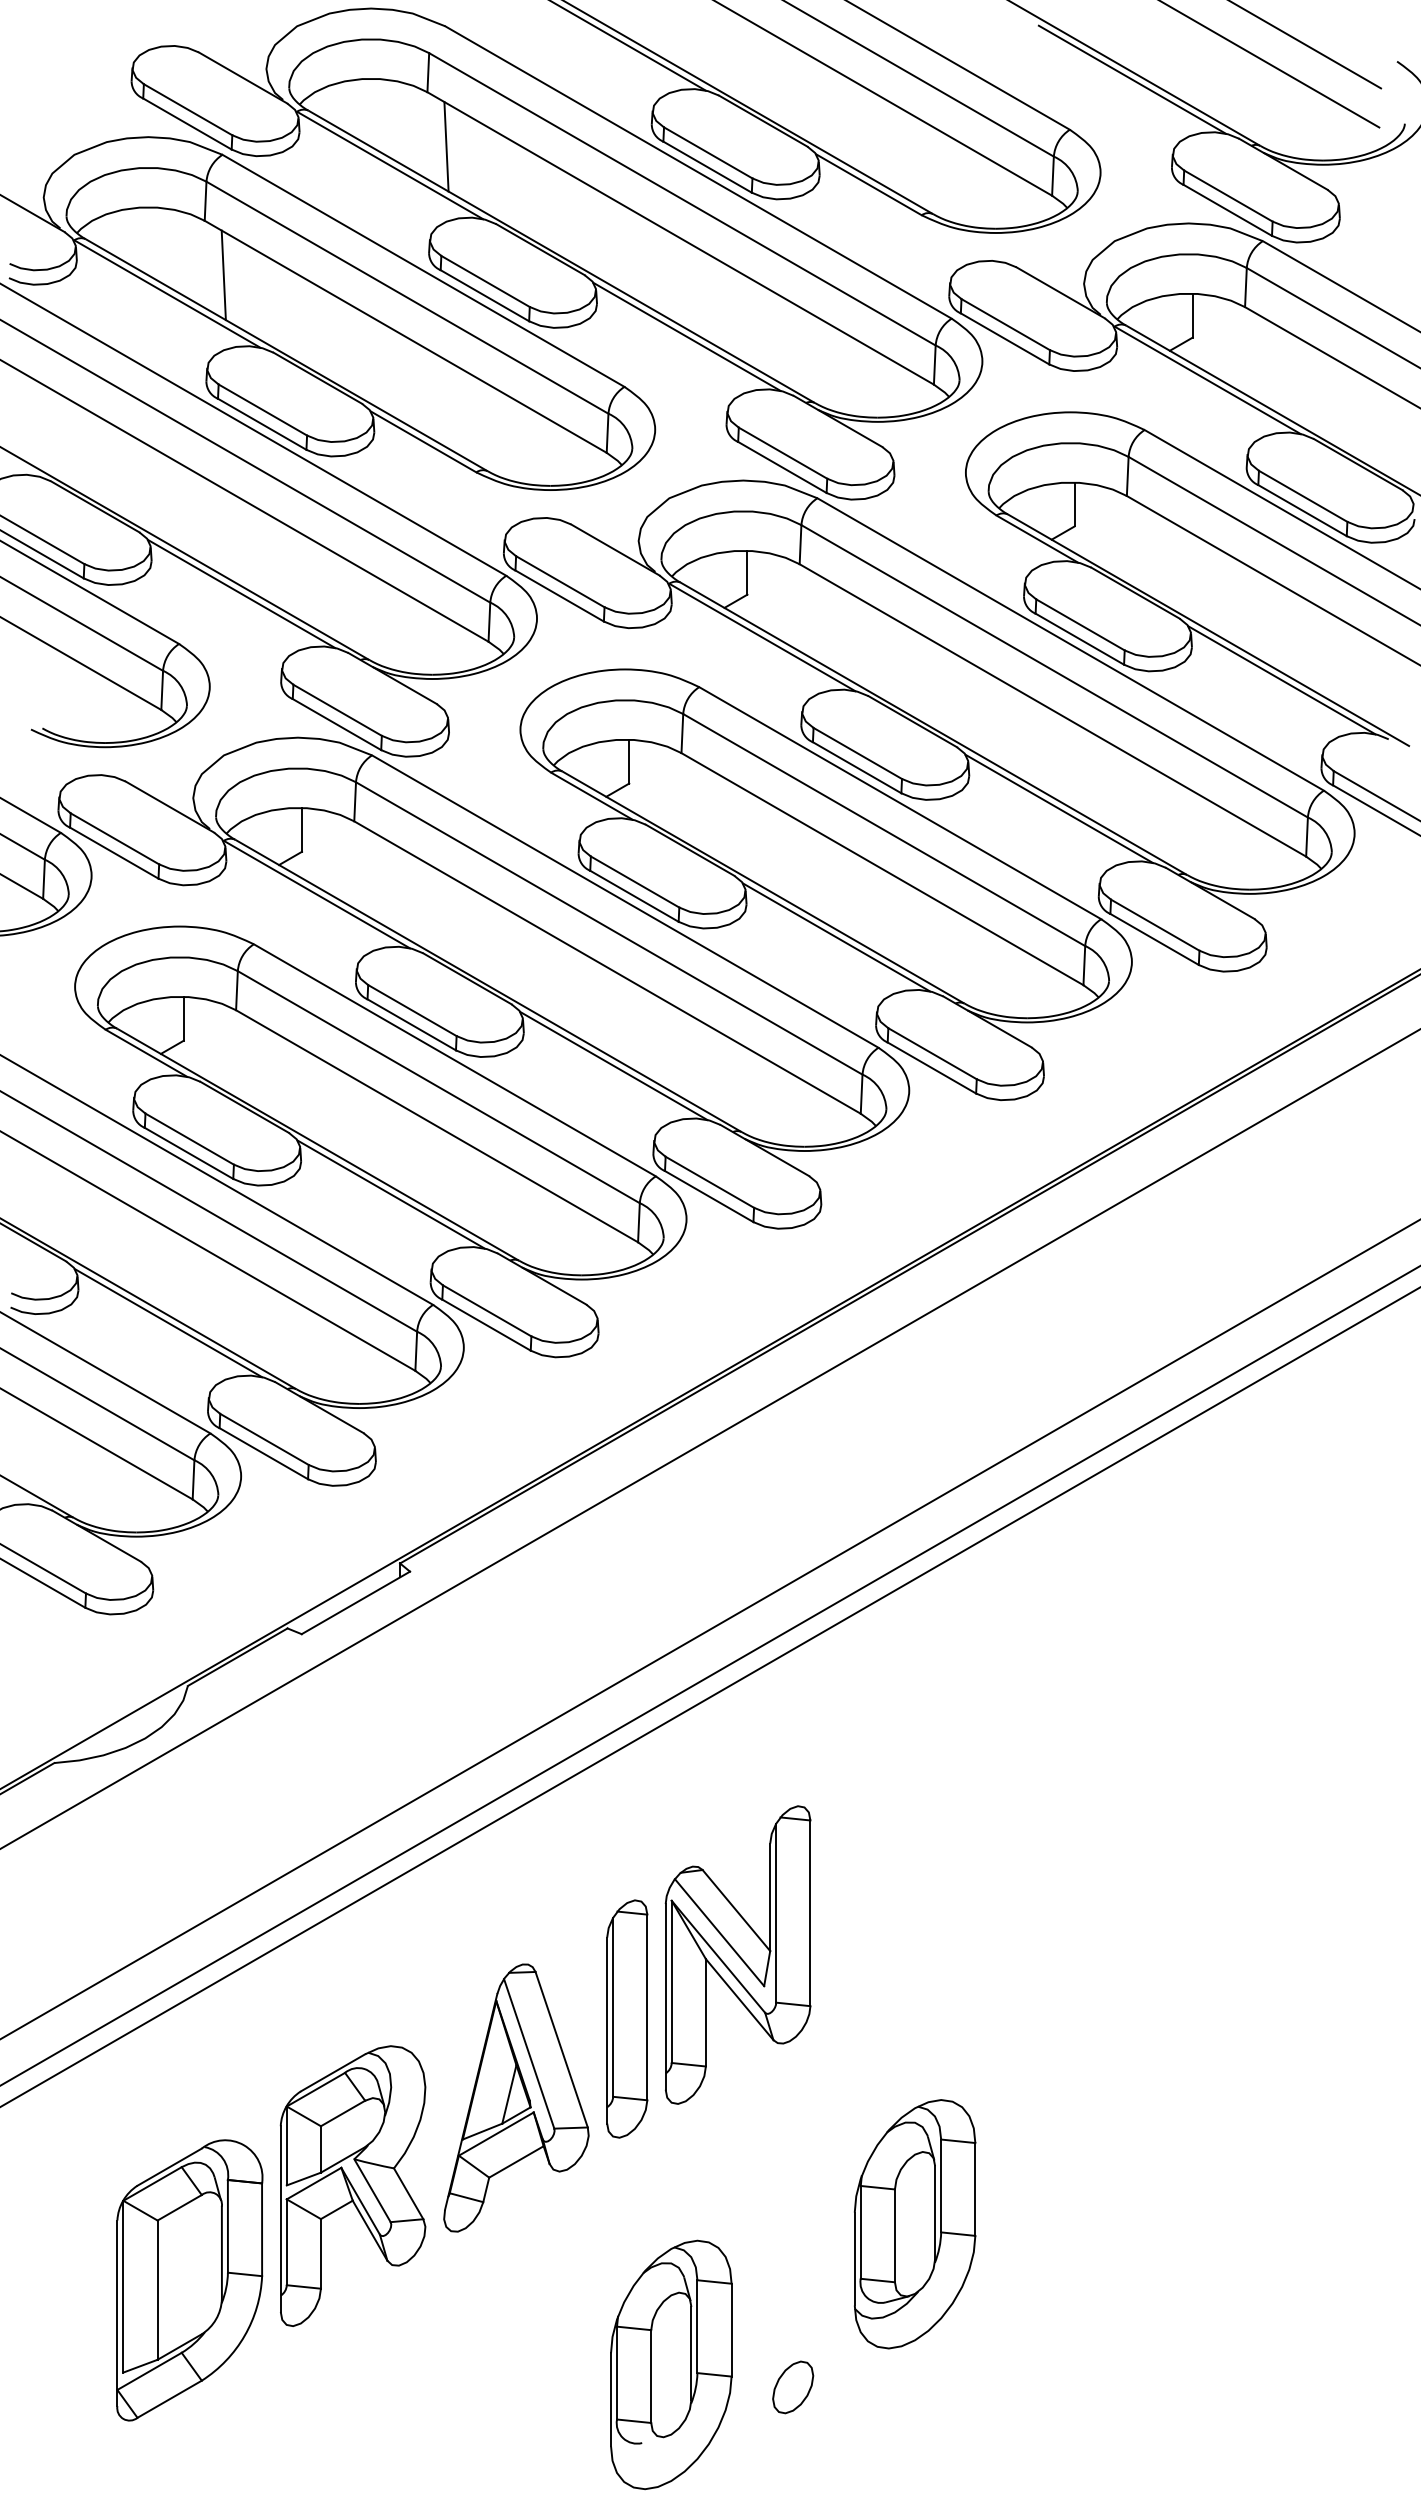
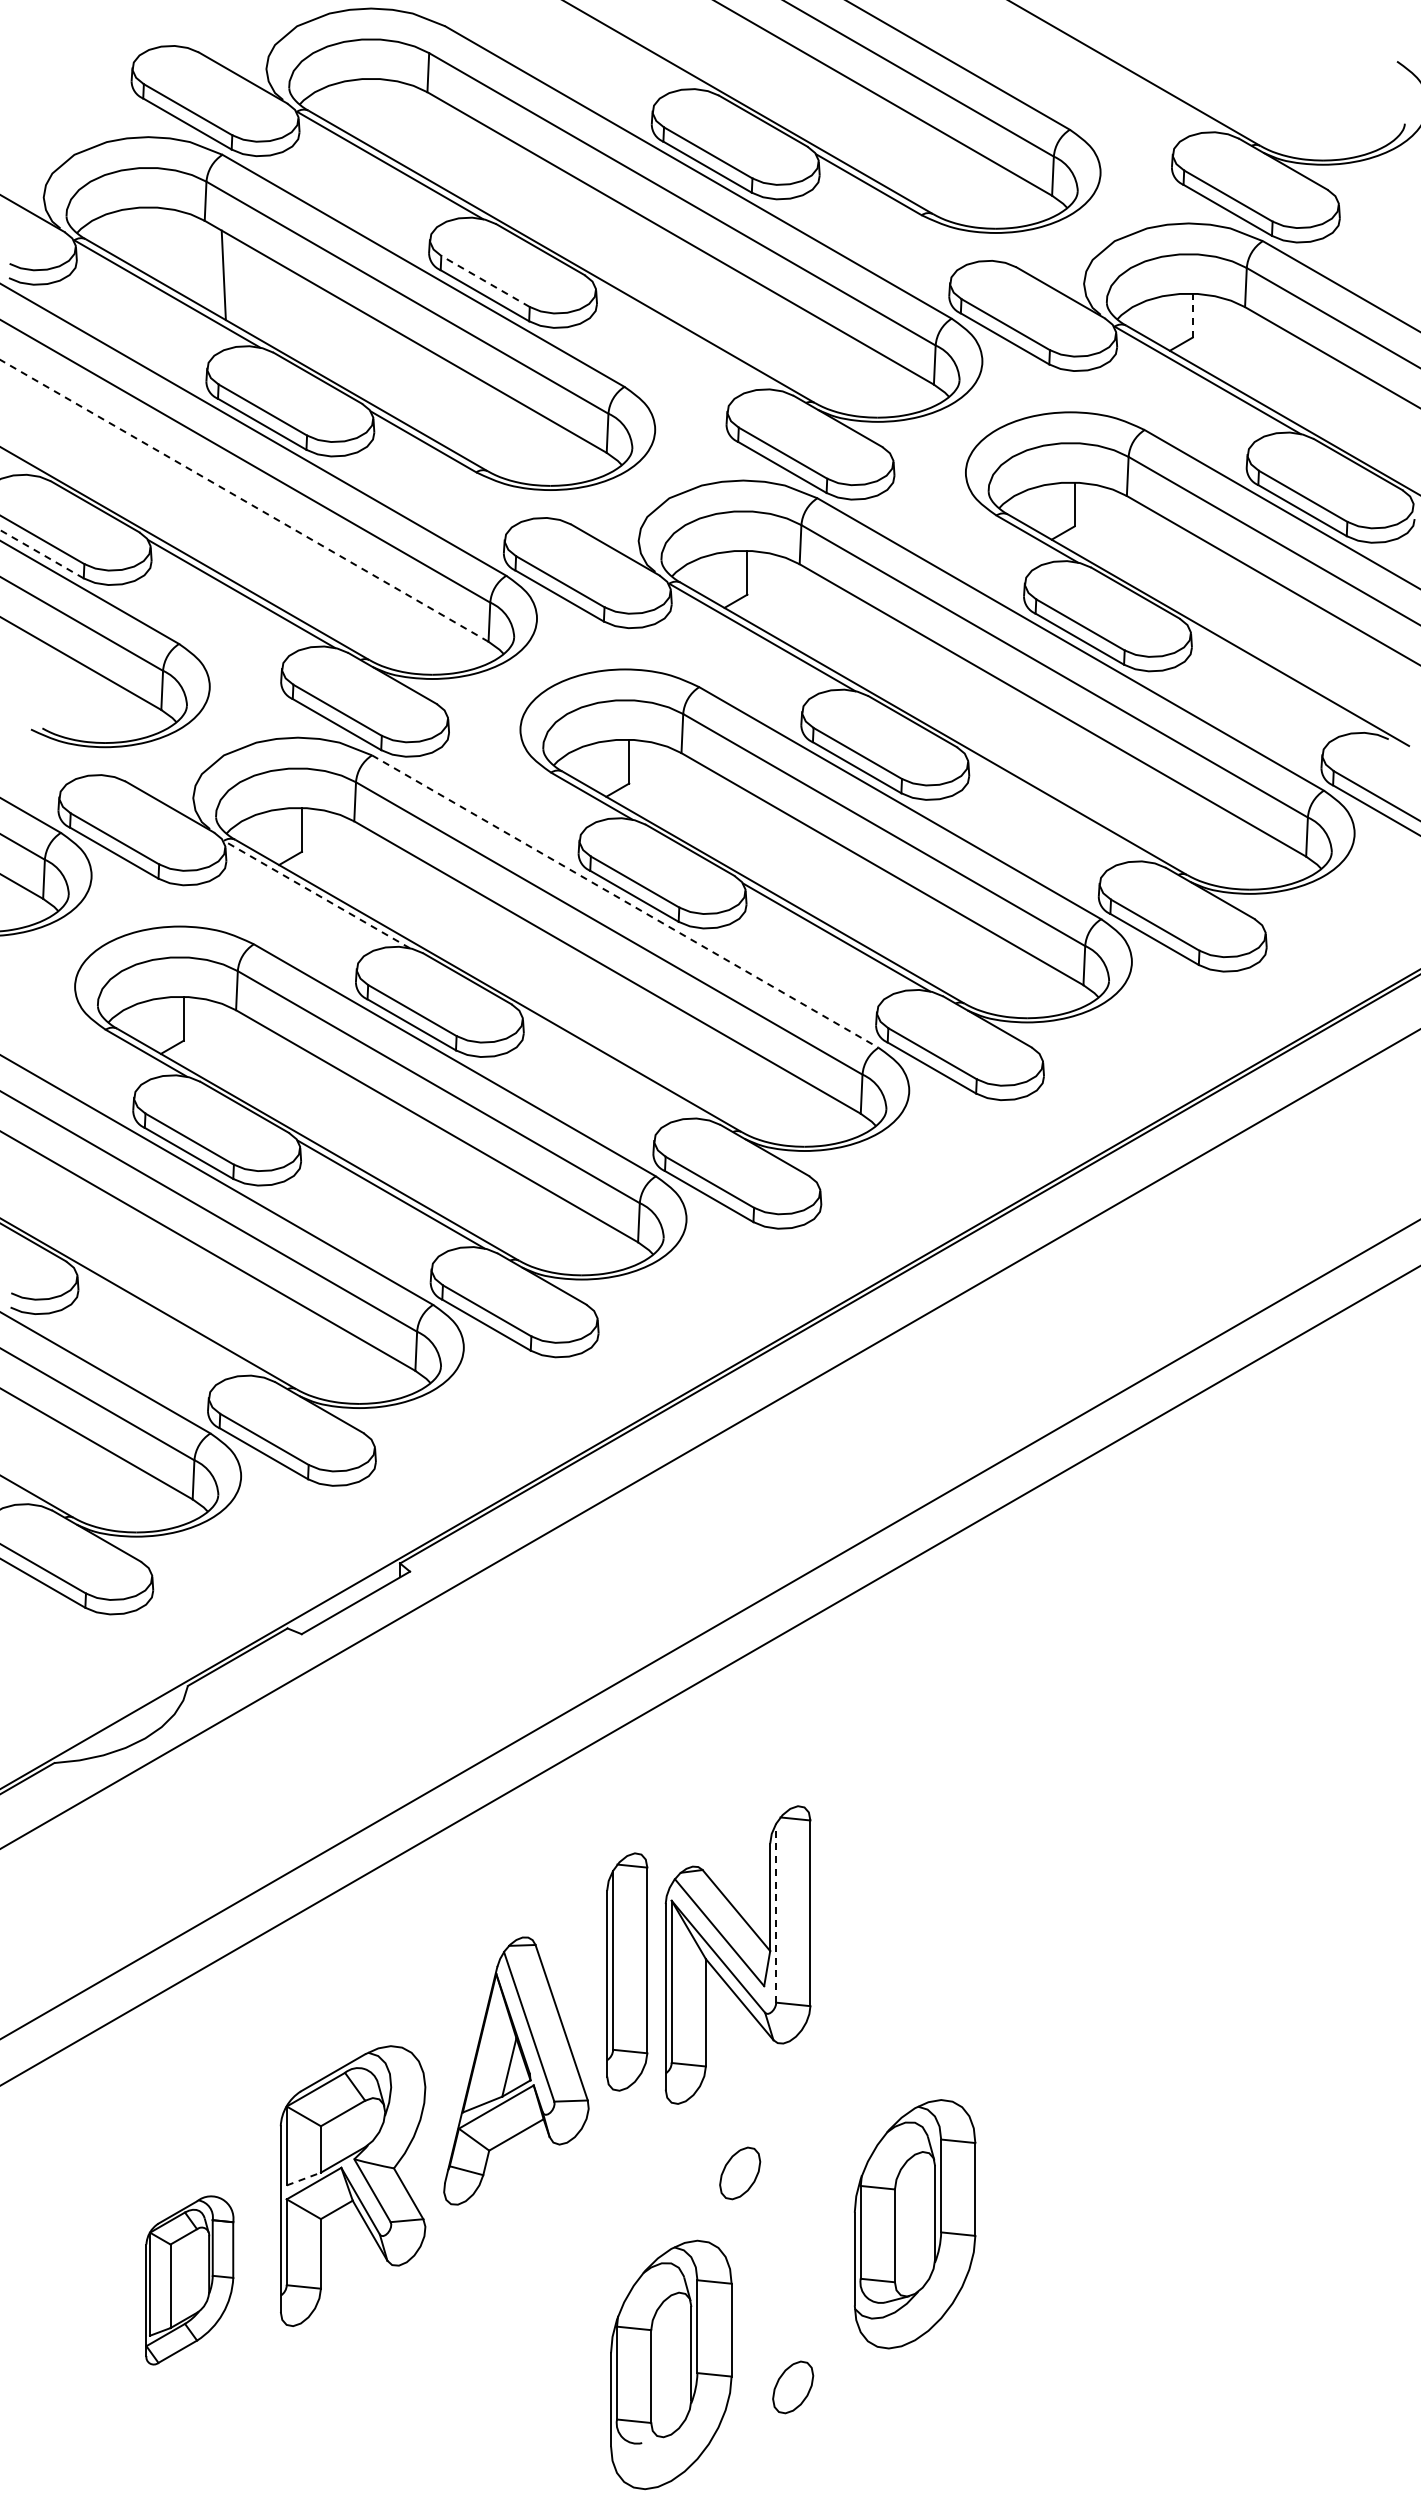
line: present -> none (1306, 45)
line: present -> none (628, 46)
line: present -> none (1270, 64)
line: present -> none (1131, 79)
line: present -> none (446, 146)
line: solid -> dashed (485, 281)
line: solid -> dashed (1192, 315)
line: present -> none (686, 336)
line: solid -> dashed (244, 500)
line: solid -> dashed (41, 554)
line: present -> none (1281, 680)
line: present -> none (1058, 808)
line: solid -> dashed (316, 894)
line: solid -> dashed (625, 901)
line: present -> none (613, 1065)
line: present -> none (168, 1323)
line: present -> none (709, 1696)
line: solid -> dashed (776, 1913)
part position: (627, 2018) -> (627, 1971) (627, 1971)
part position: (516, 2097) -> (516, 2070) (516, 2070)
part: none -> present (740, 2173)
line: solid -> dashed (304, 2178)
part size: 148x283 px -> 90x171 px (189, 2280)
